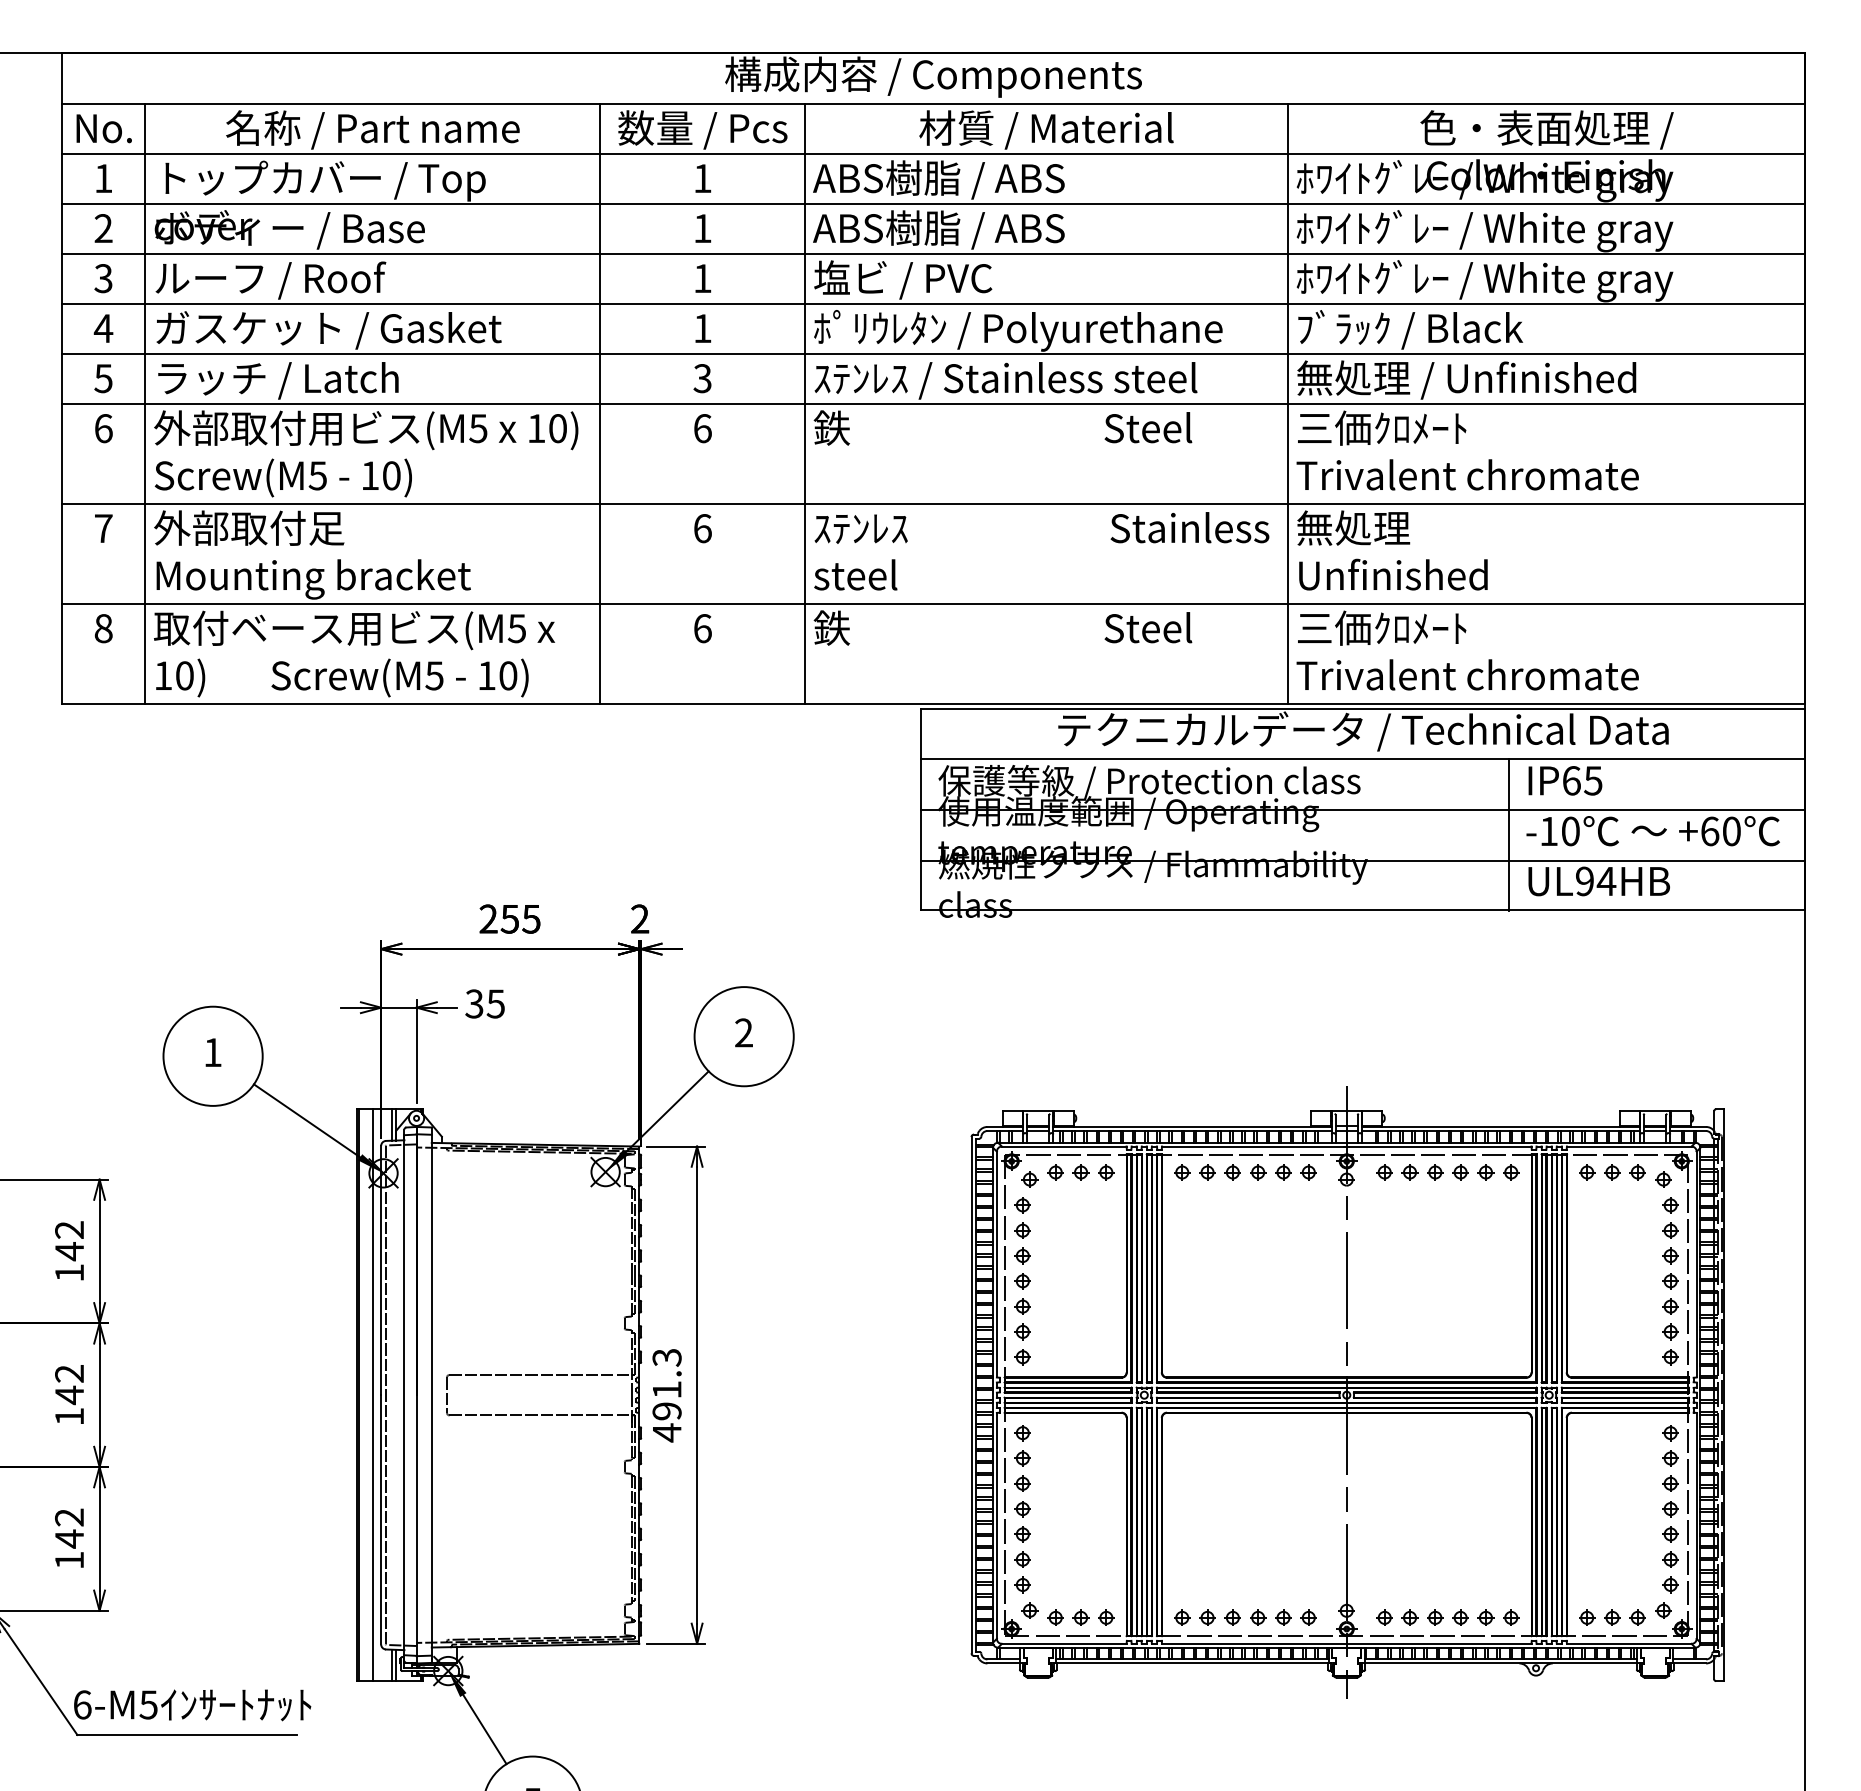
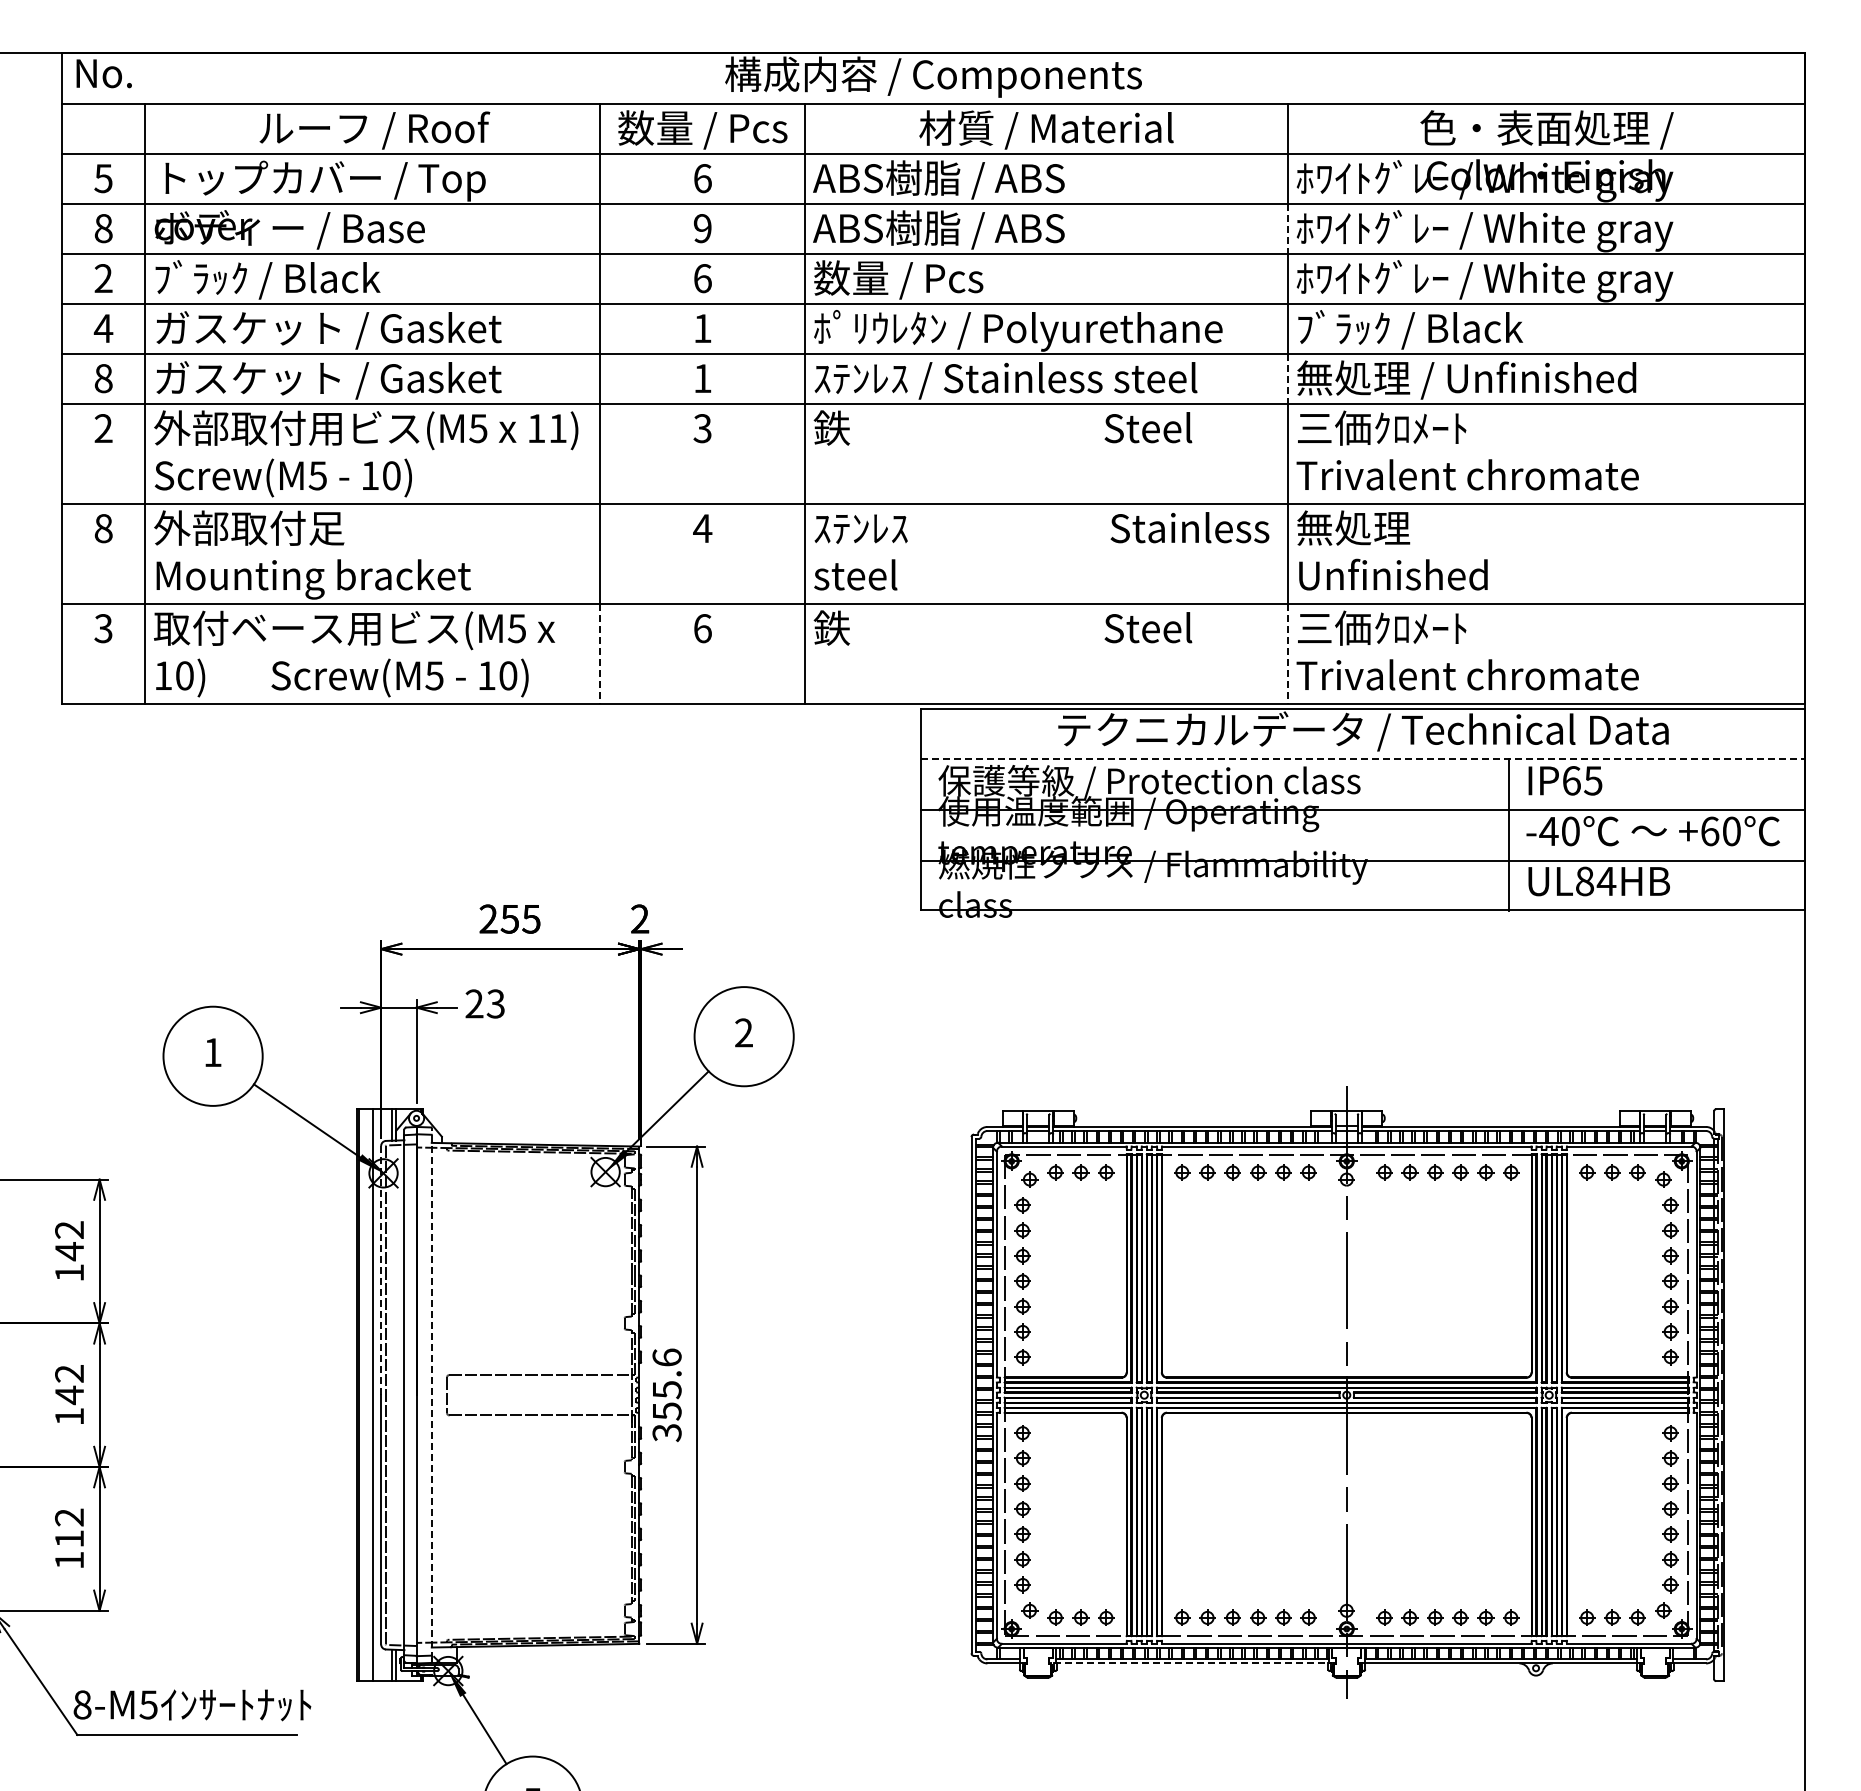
text position: (103, 128) -> (103, 73) (103, 73)
text: 名称 / Part name -> ルーフ / Roof (372, 129)
text: 1 -> 5 (103, 178)
text: 1 -> 6 (702, 178)
text: 2 -> 8 (103, 228)
text: 1 -> 9 (702, 228)
line: solid -> dashed (1288, 229)
text: 塩ビ / PVC -> 数量 / Pcs (903, 277)
text: 3 -> 2 (103, 278)
text: 1 -> 6 (702, 278)
text: ルーフ / Roof -> ﾌﾞﾗｯｸ / Black (270, 279)
text: 5 -> 8 (103, 378)
text: 3 -> 1 (702, 378)
line: solid -> dashed (1288, 379)
text: ラッチ / Latch -> ガスケット / Gasket (328, 380)
text: 6 -> 2 (103, 428)
text: 10) -> 11) (557, 428)
text: 6 -> 3 (702, 428)
text: 7 -> 8 (103, 528)
text: 6 -> 4 (702, 528)
text: 8 -> 3 (103, 628)
line: solid -> dashed (600, 654)
line: solid -> dashed (1288, 654)
line: solid -> dashed (1363, 759)
text: -10 -> -40 (1548, 831)
text: UL94HB -> UL84HB (1585, 881)
text: 35 -> 23 (484, 1003)
line: solid -> dashed (381, 1270)
line: solid -> dashed (431, 1393)
text: 491.3 -> 355.6 (666, 1395)
text: 142 -> 112 (69, 1538)
line: solid -> dashed (1192, 1663)
text: 6-M5 -> 8-M5 (82, 1704)
